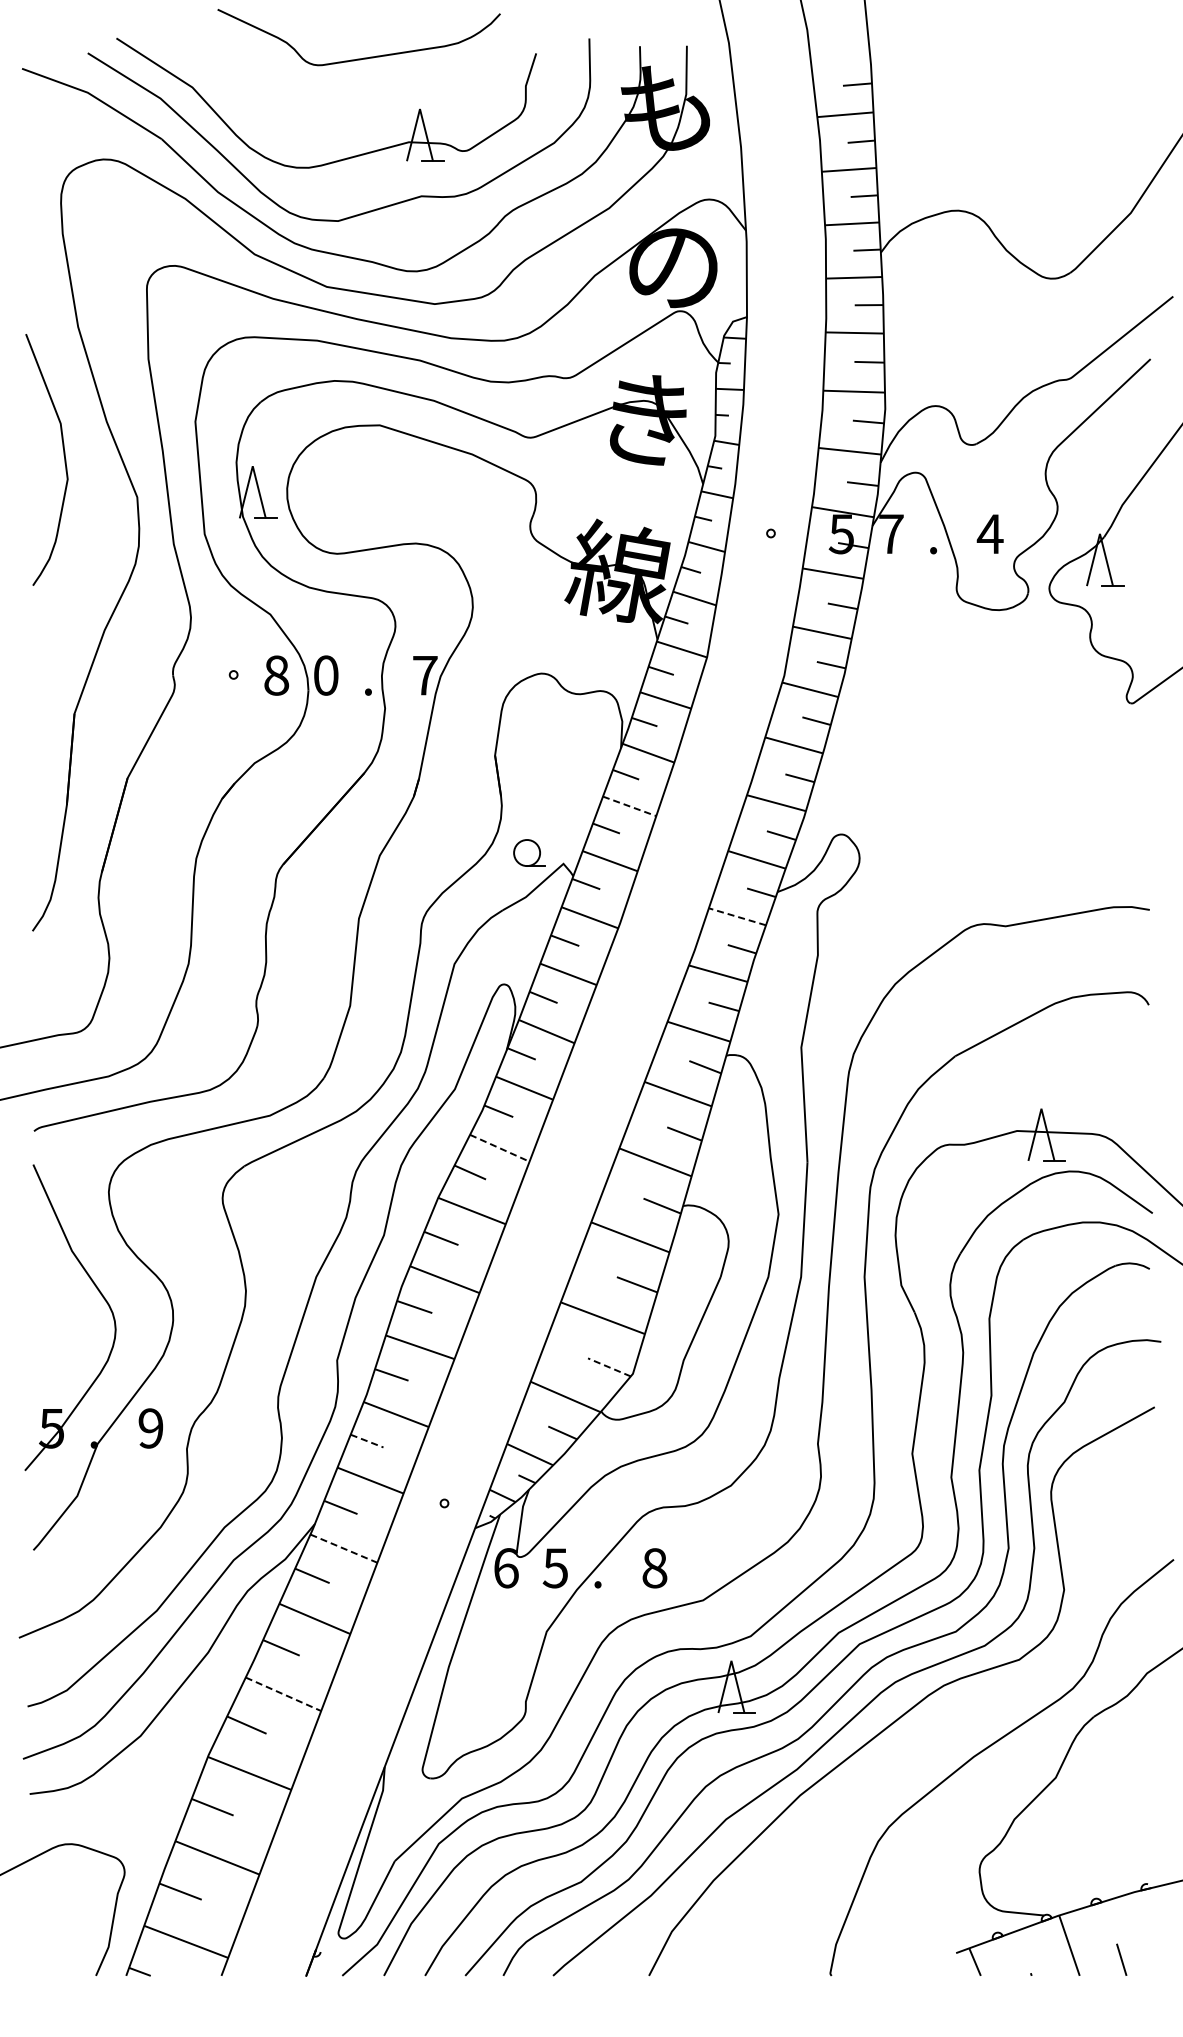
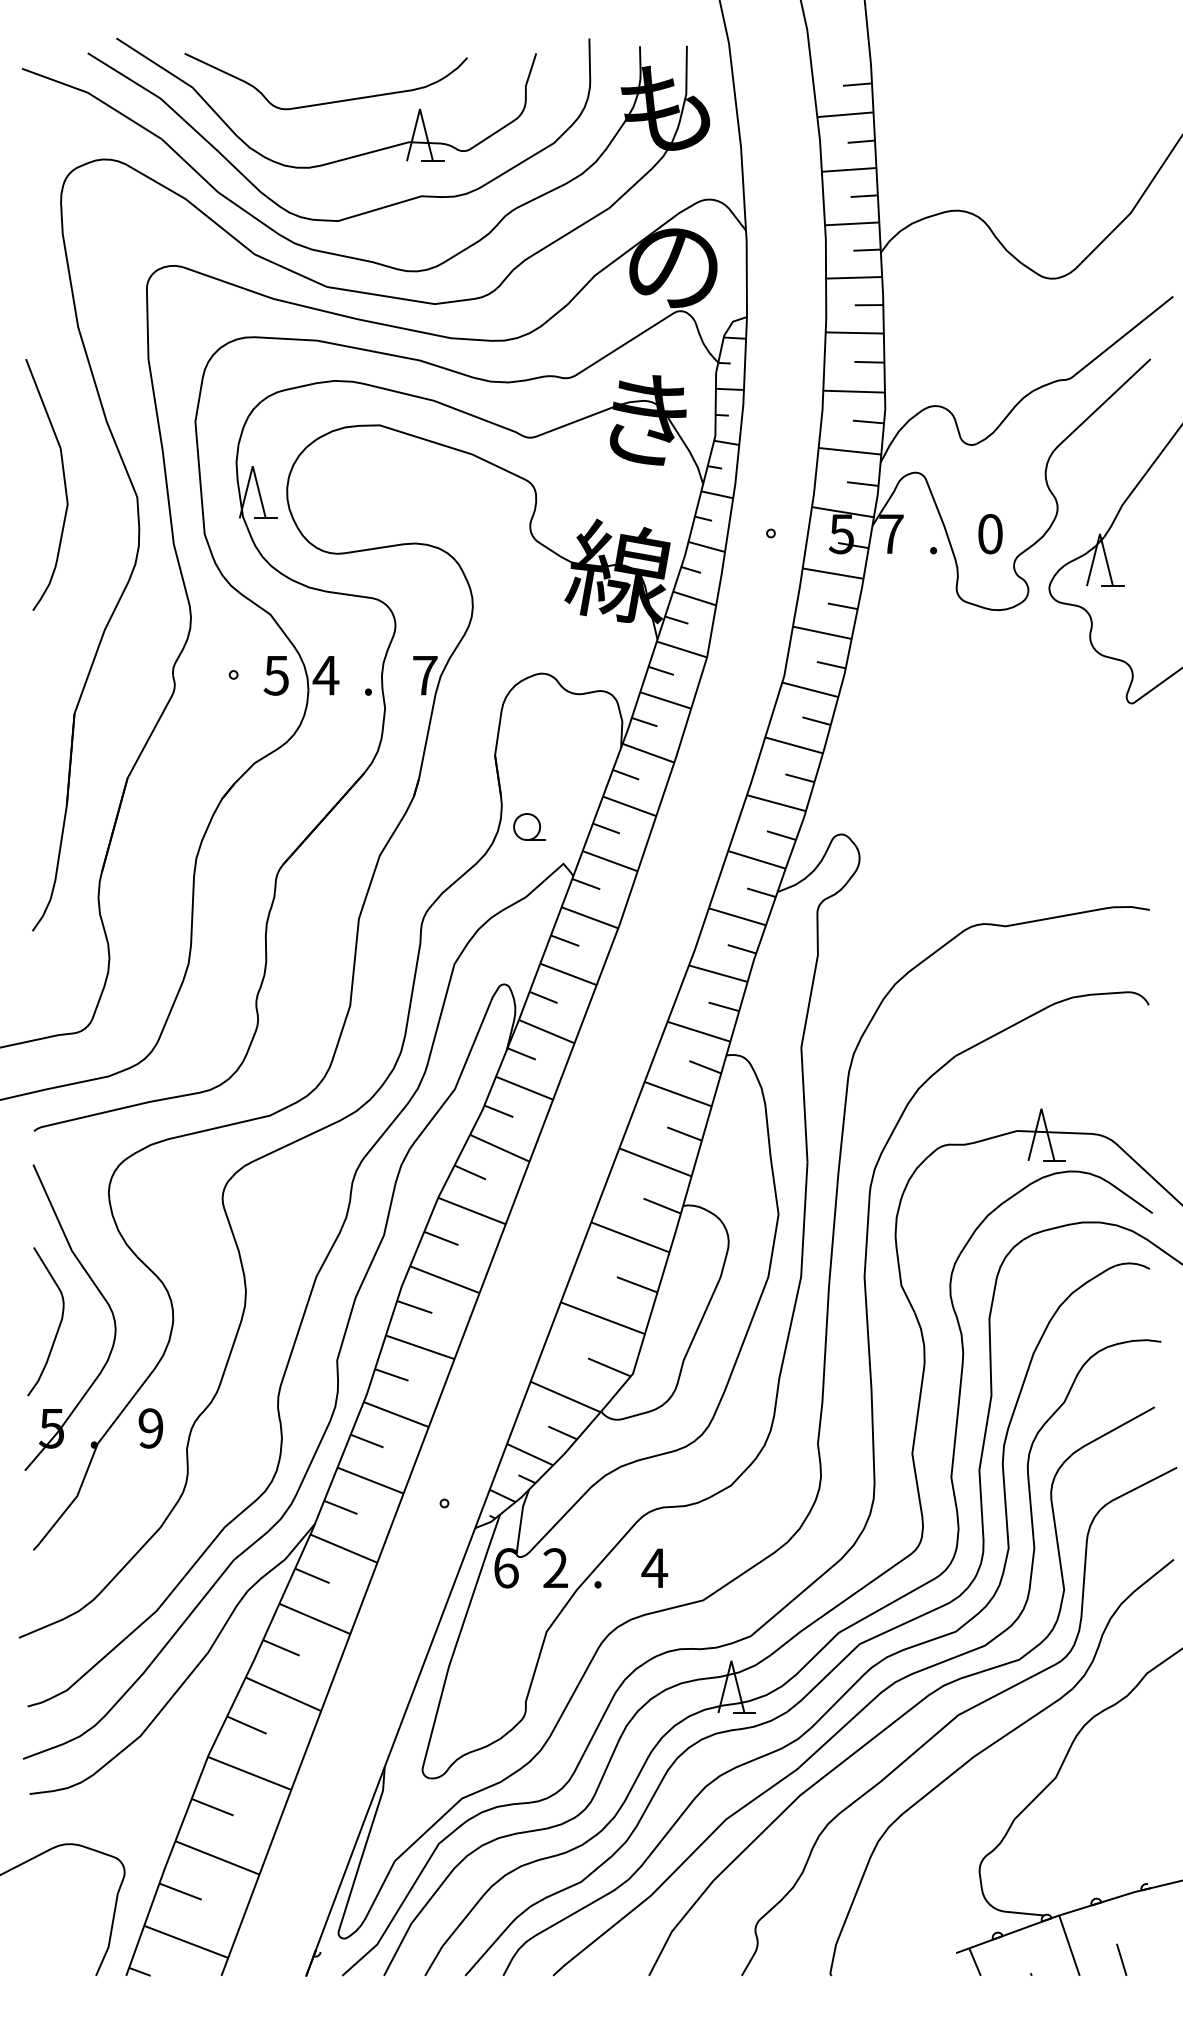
curve position: (363, 57) -> (330, 101) (330, 101)
curve position: (63, 455) -> (63, 480) (63, 480)
text: 4 -> 0 (989, 534)
text: 8 -> 5 (276, 675)
text: 0 -> 4 (325, 675)
line: dashed -> solid (630, 806)
part position: (529, 852) -> (529, 826) (529, 826)
line: dashed -> solid (737, 916)
line: dashed -> solid (499, 1148)
curve: none -> present (58, 1325)
line: dashed -> solid (608, 1367)
line: dashed -> solid (367, 1441)
line: dashed -> solid (344, 1548)
text: 5 -> 2 (554, 1568)
text: 8 -> 4 (654, 1568)
line: dashed -> solid (283, 1694)
part: none -> present (959, 1721)
